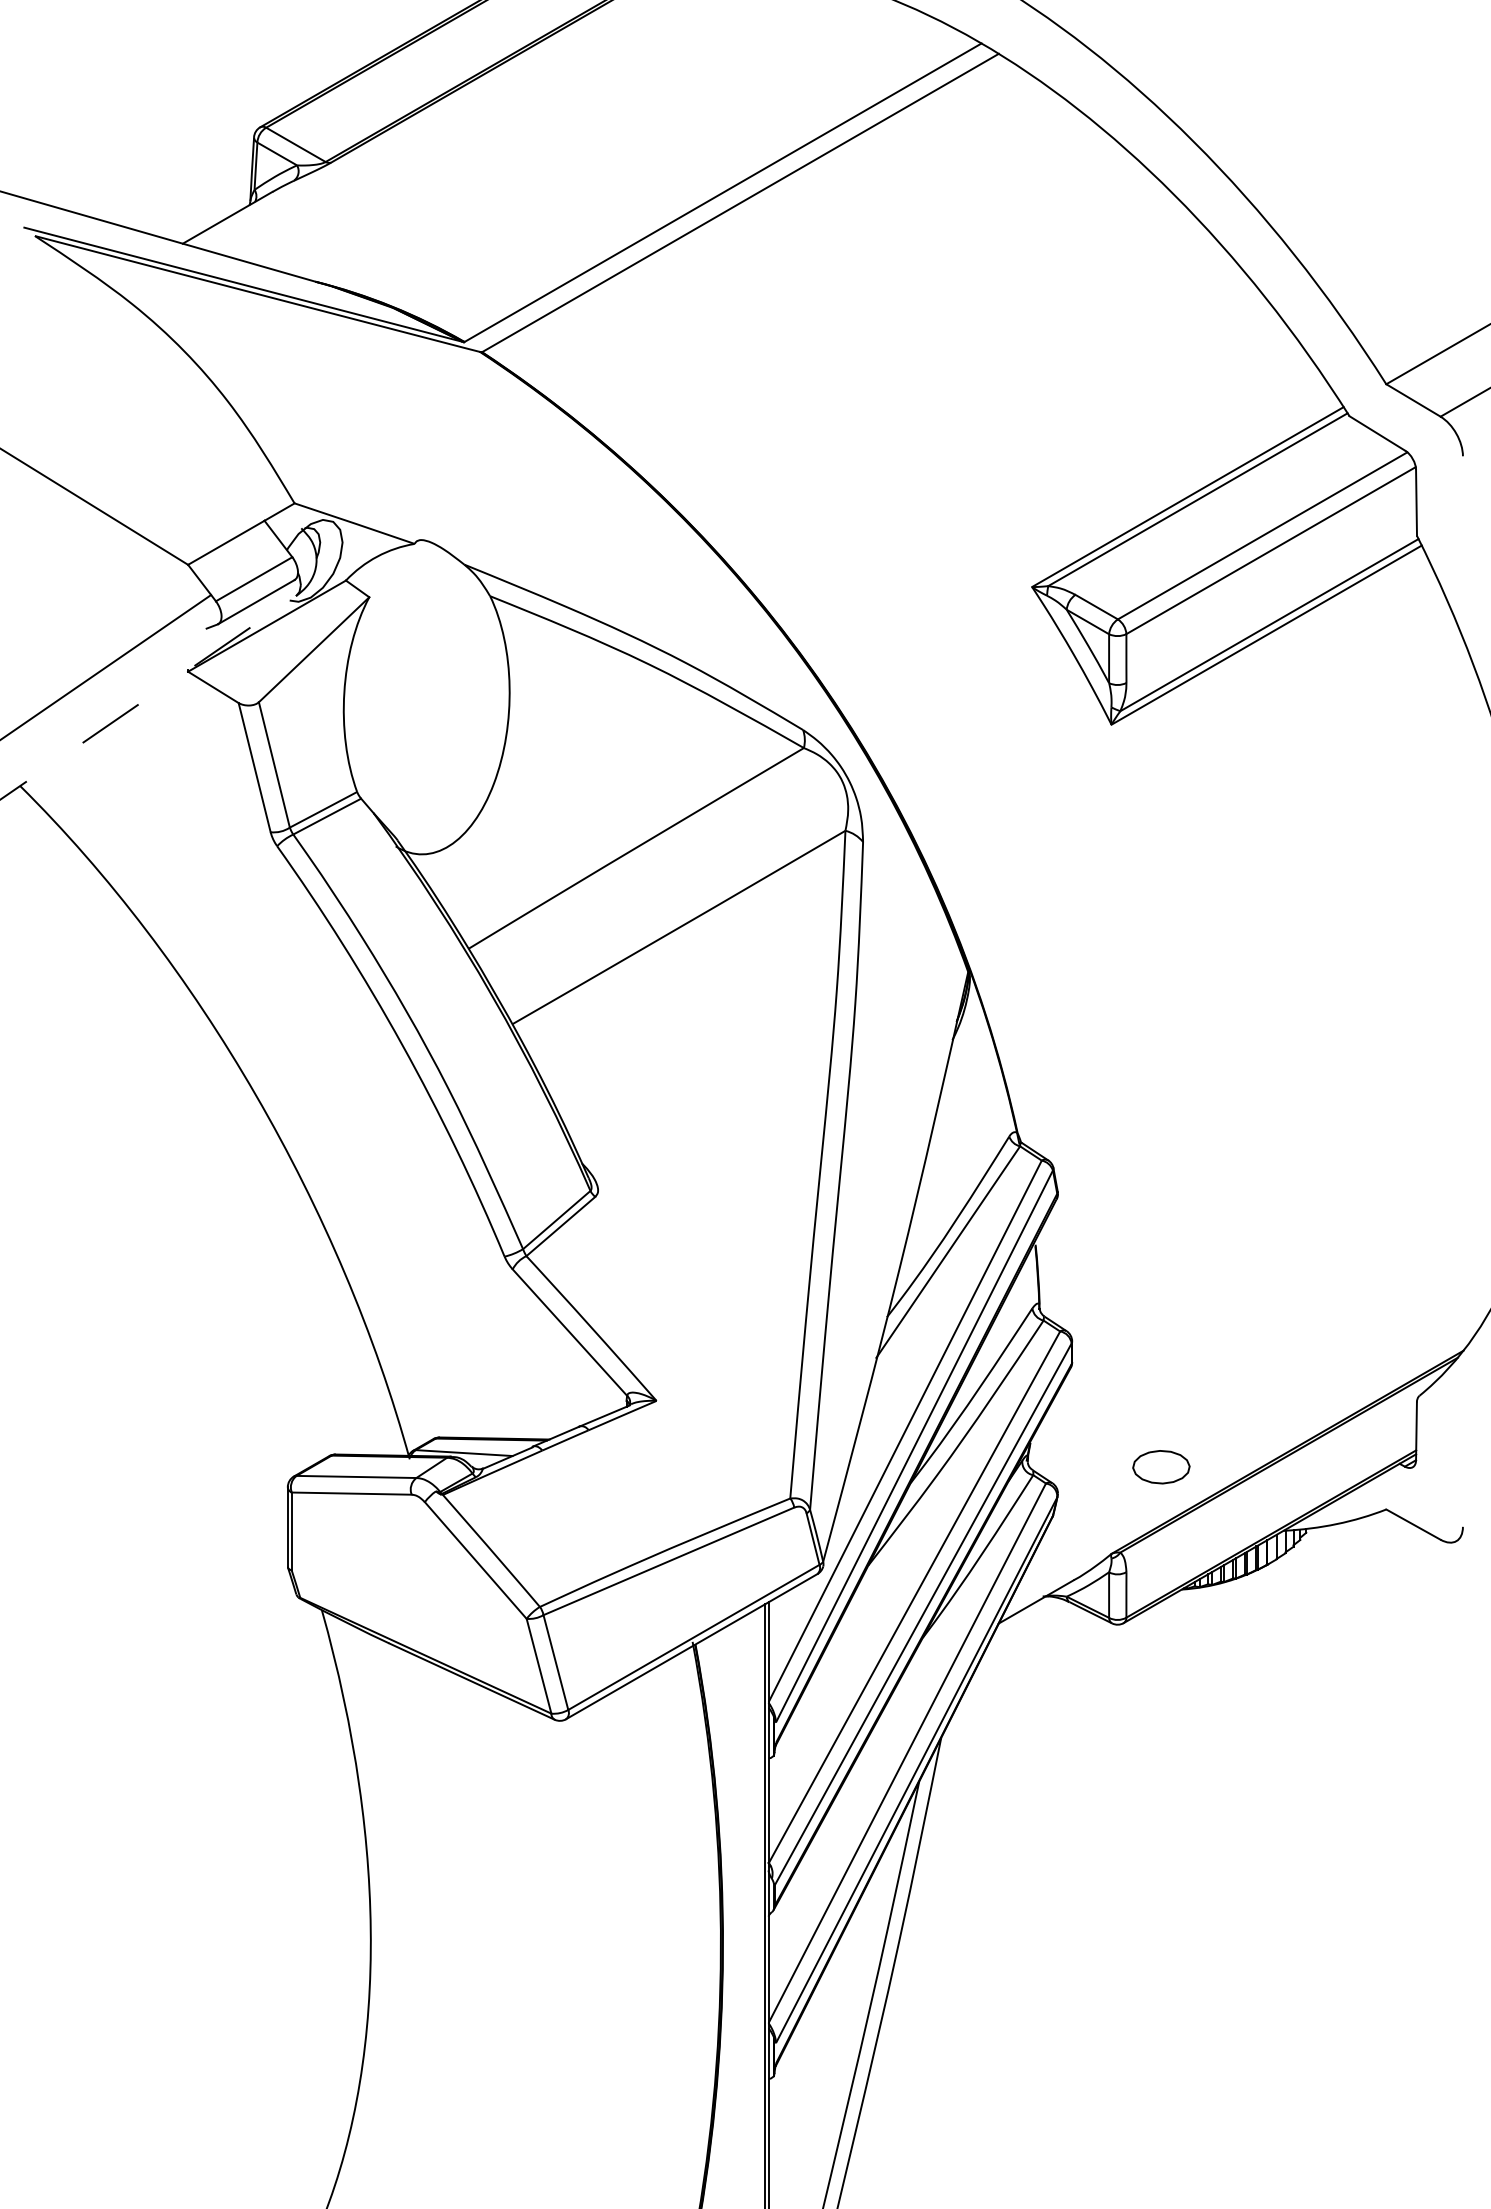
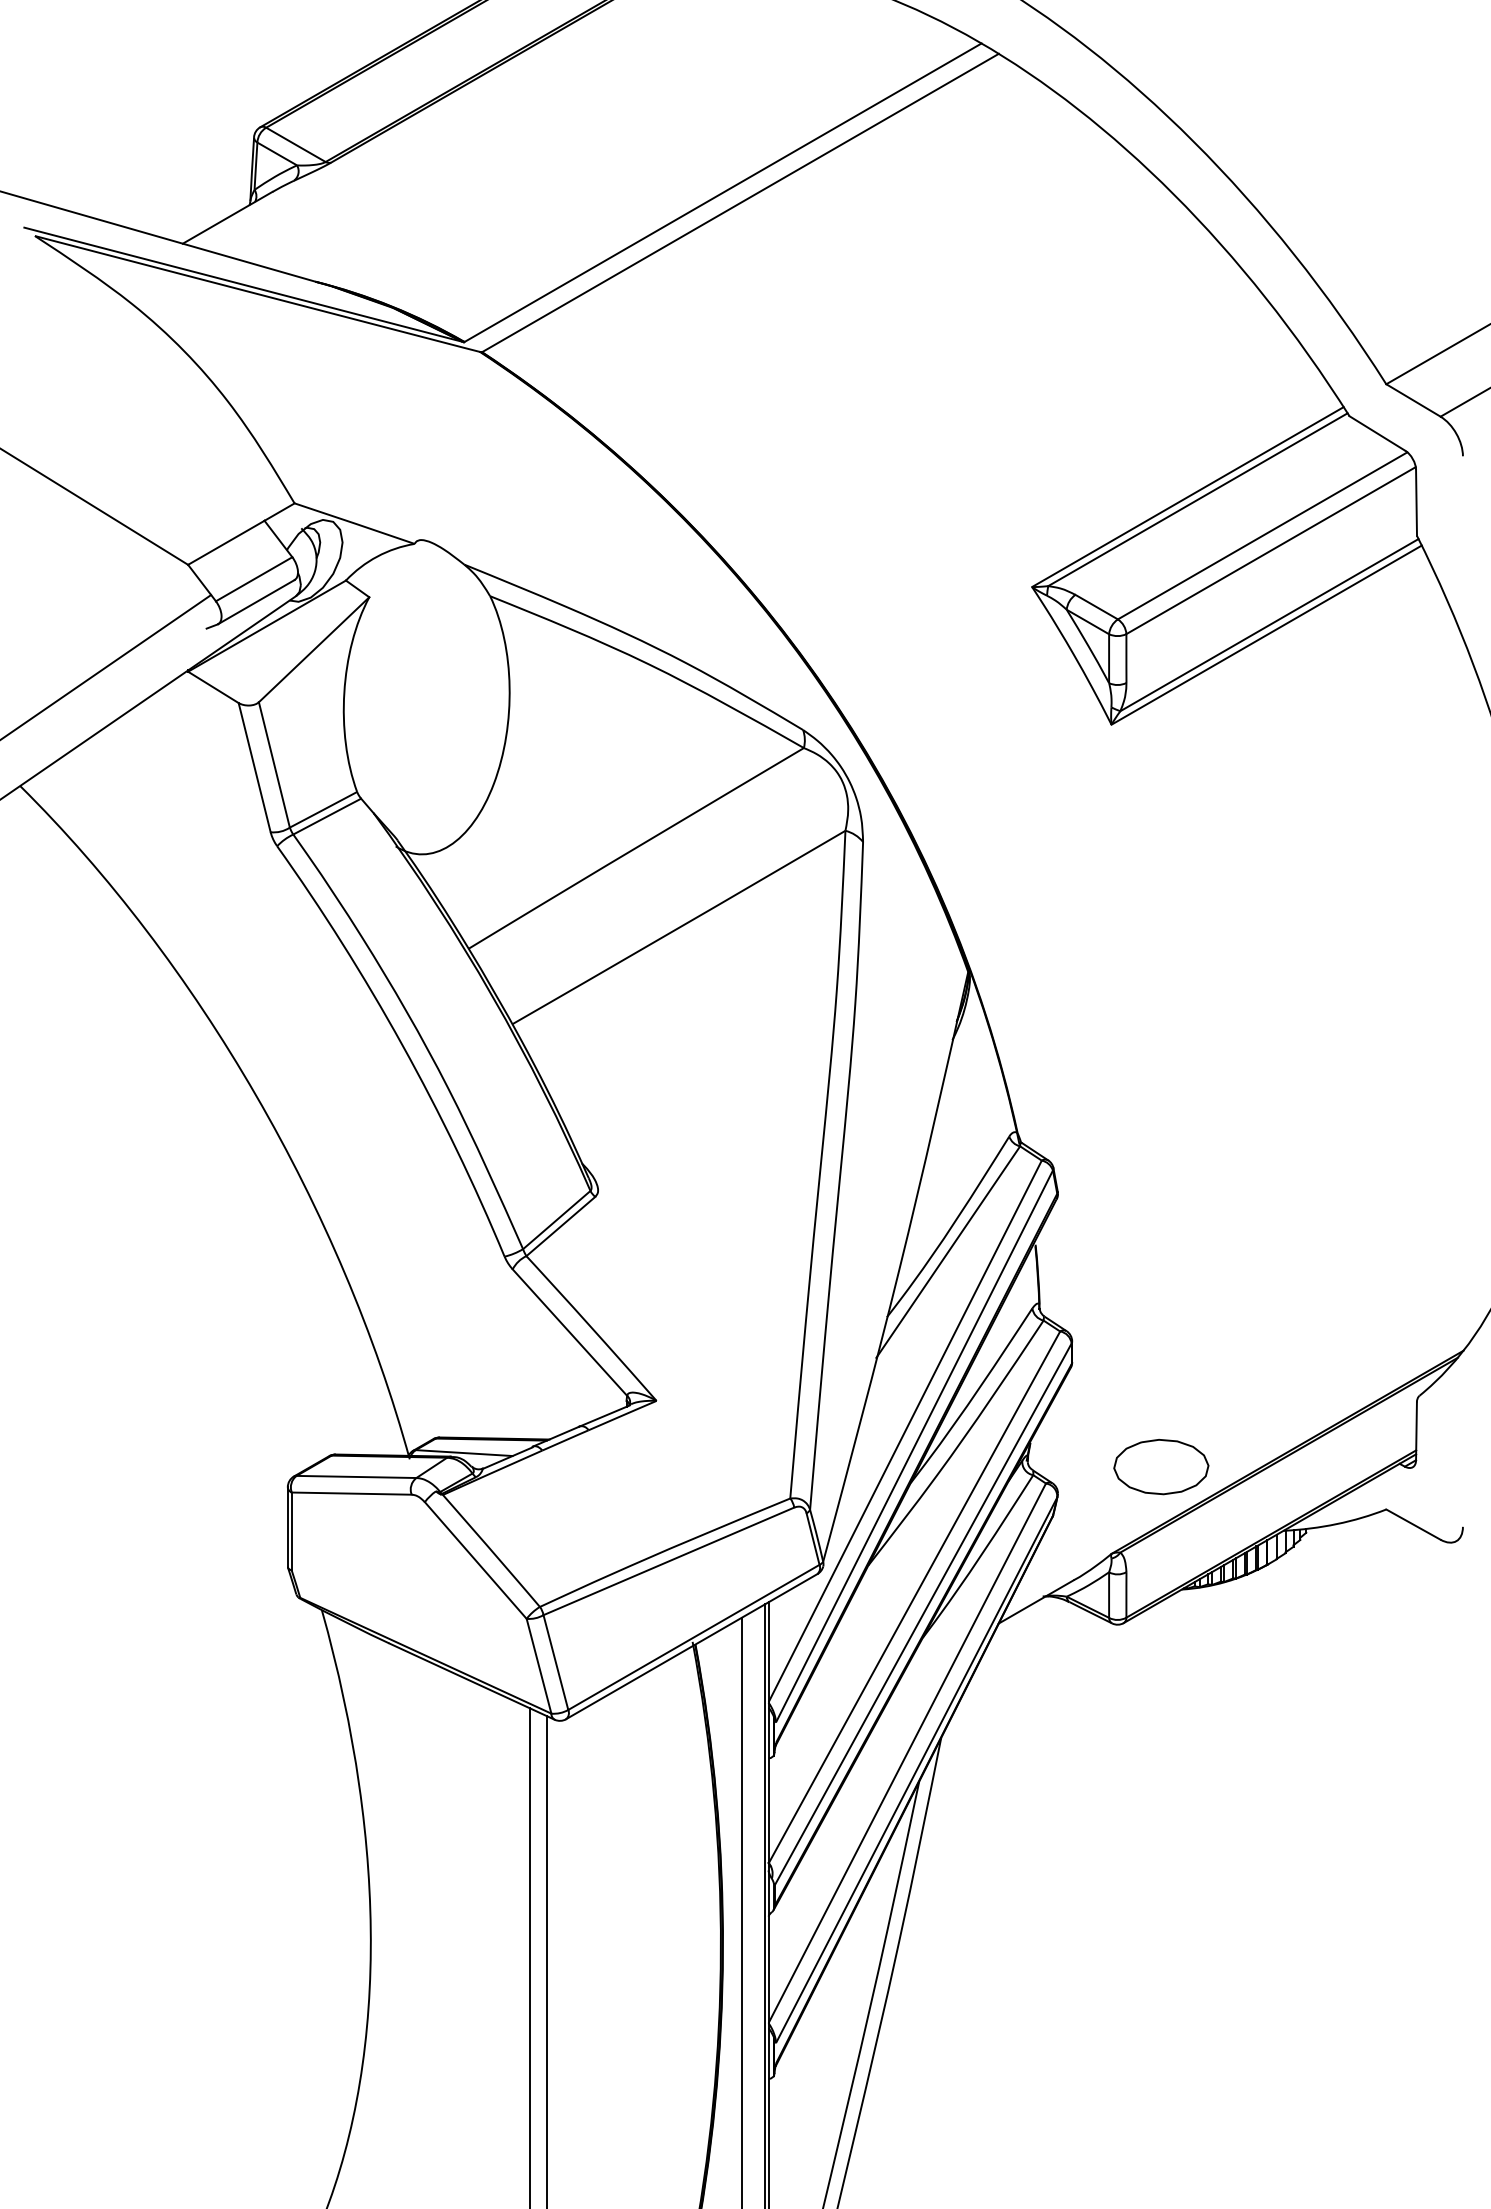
line: dashed -> solid (148, 697)
part size: 59x35 px -> 97x57 px (1161, 1467)
line: none -> present (741, 1911)
line: none -> present (529, 1956)
line: none -> present (546, 1960)
